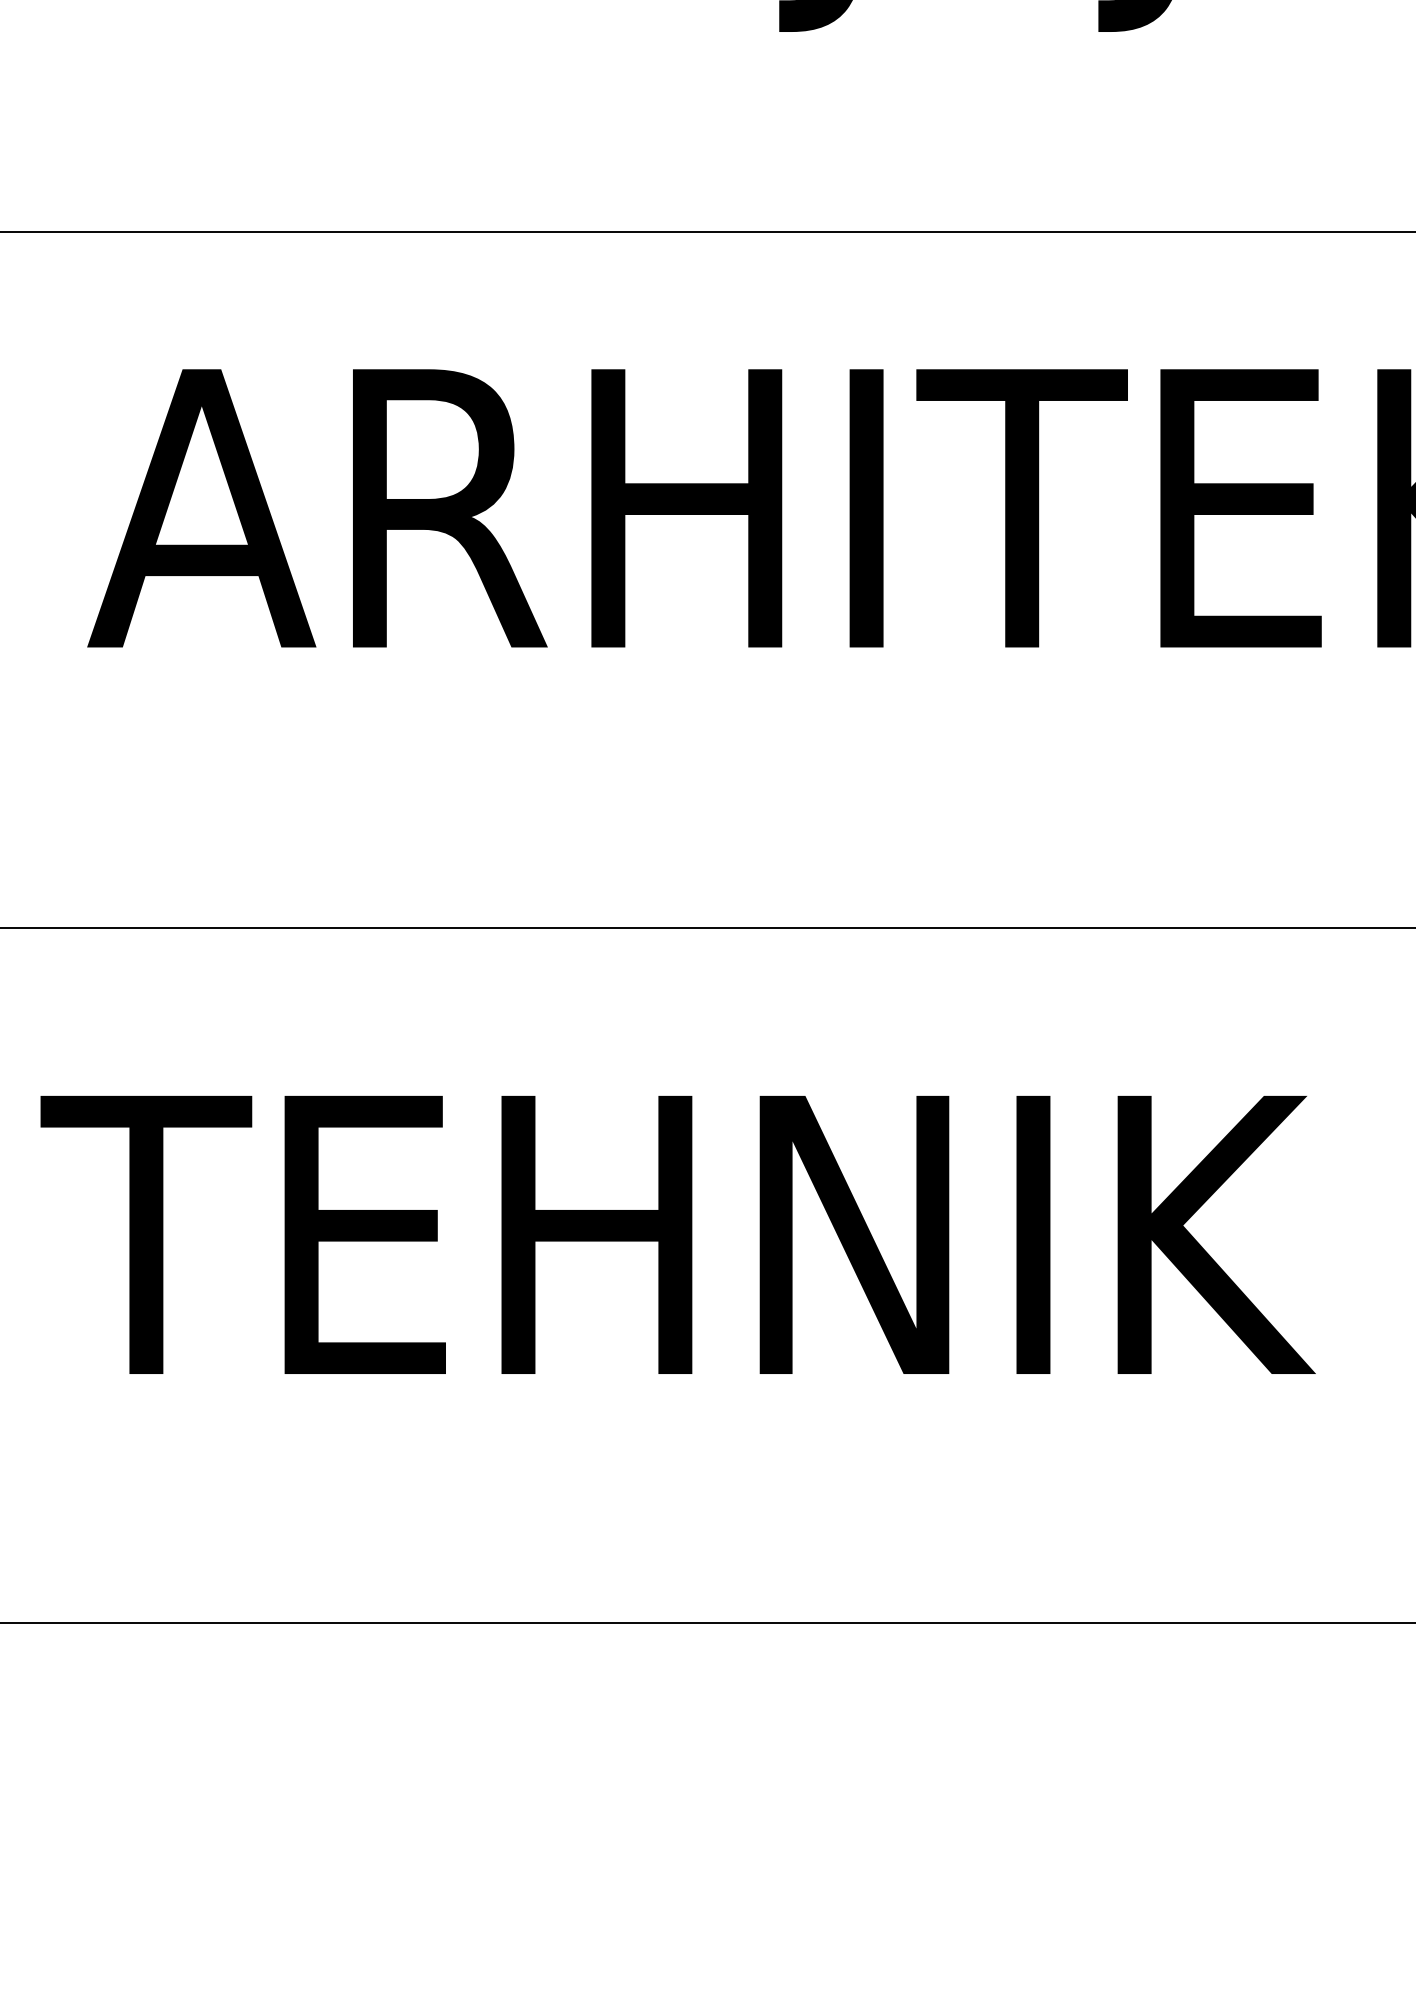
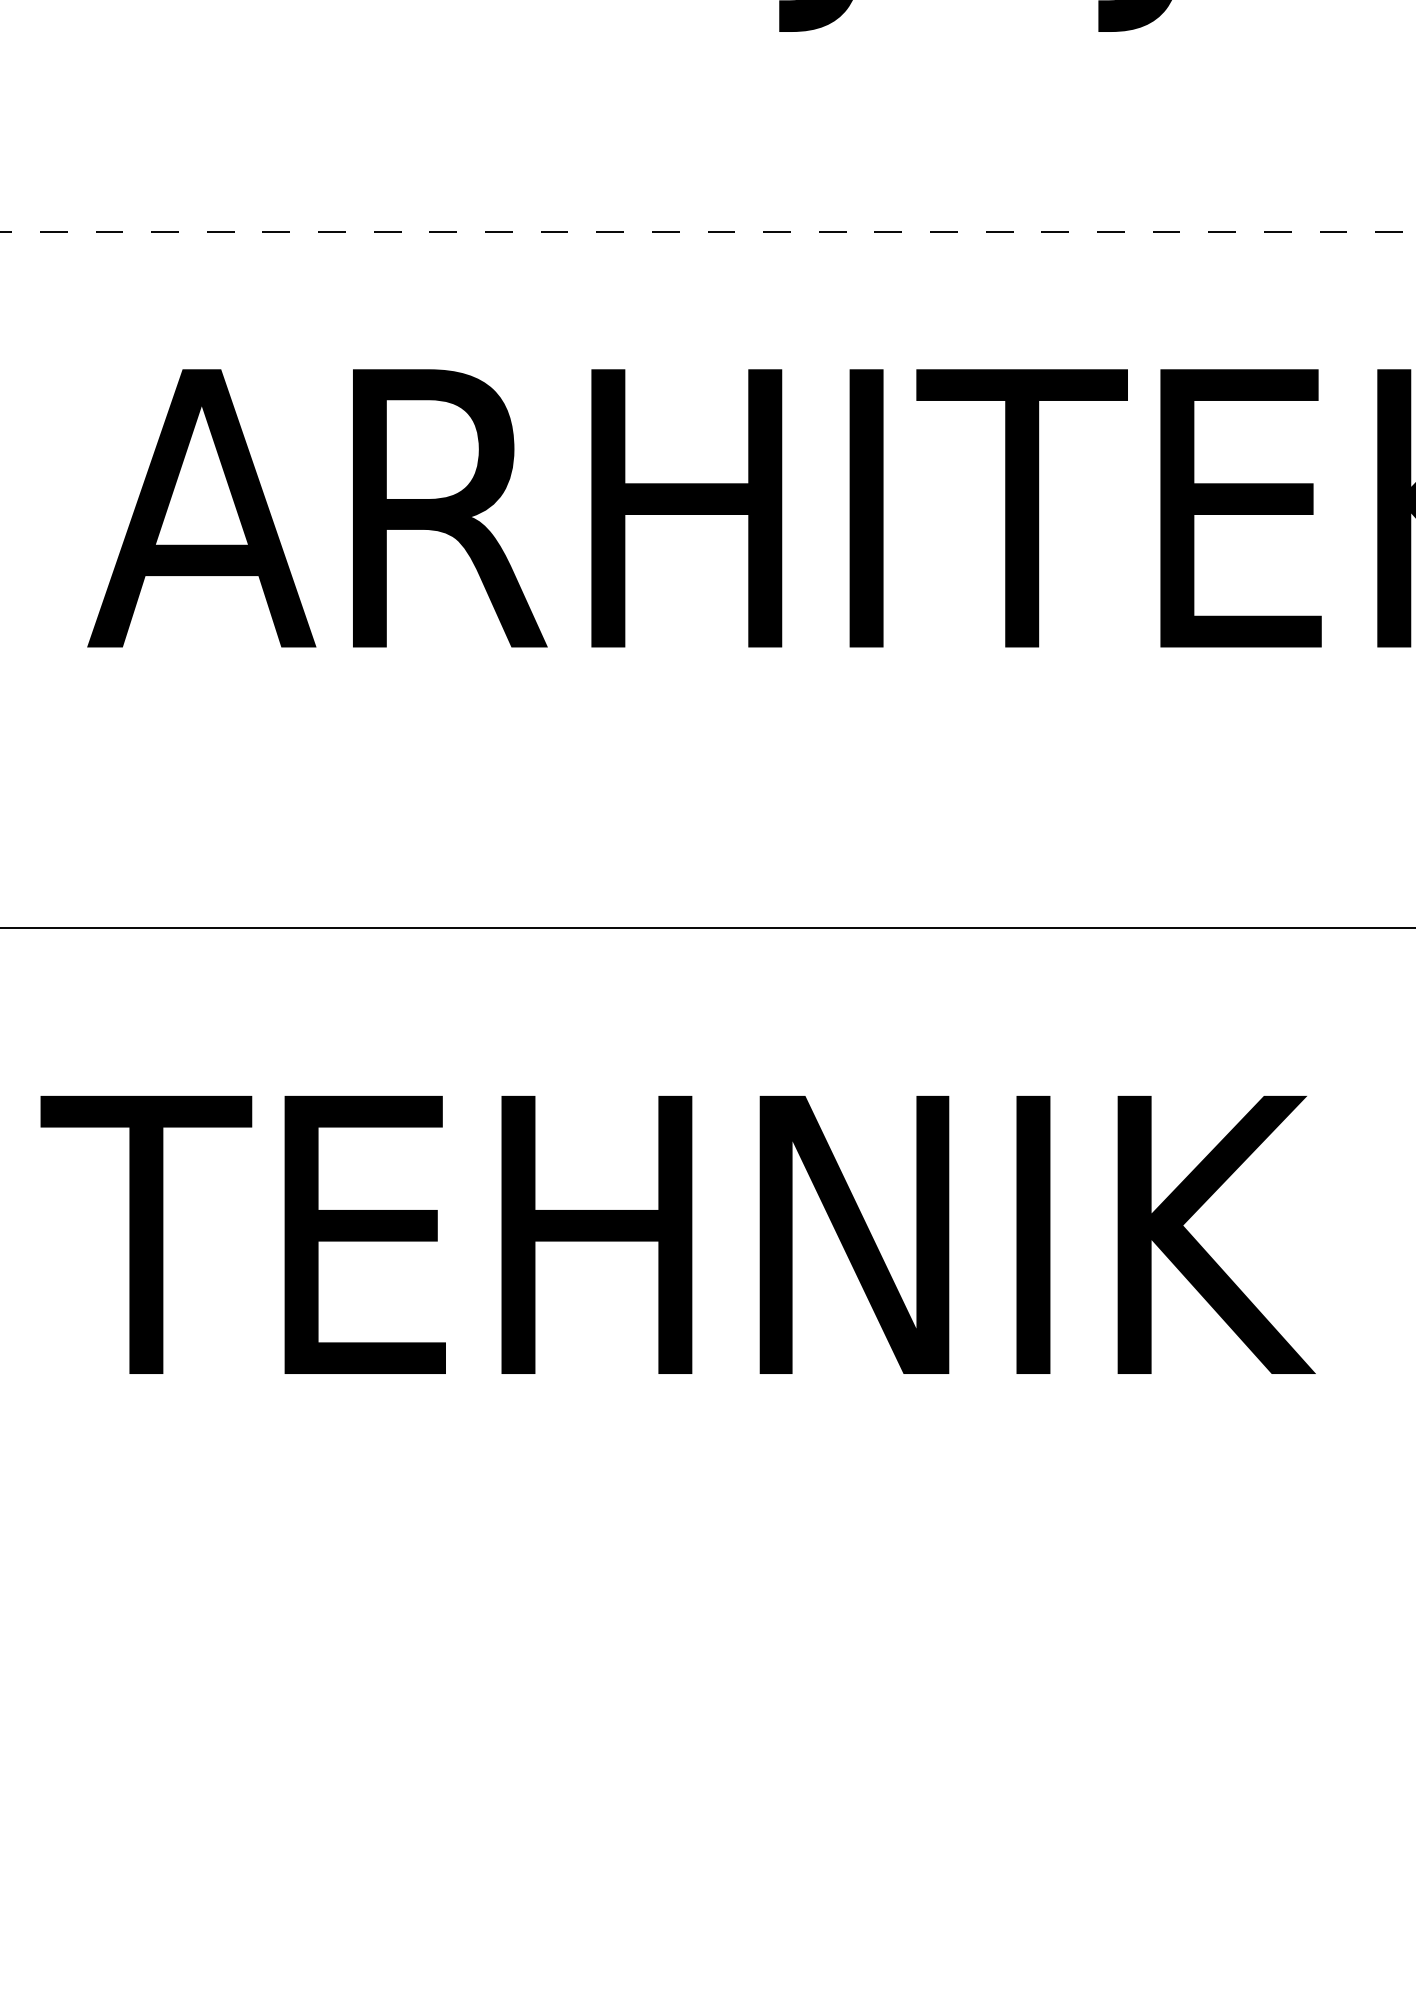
line: solid -> dashed (708, 232)
line: present -> none (707, 1623)
